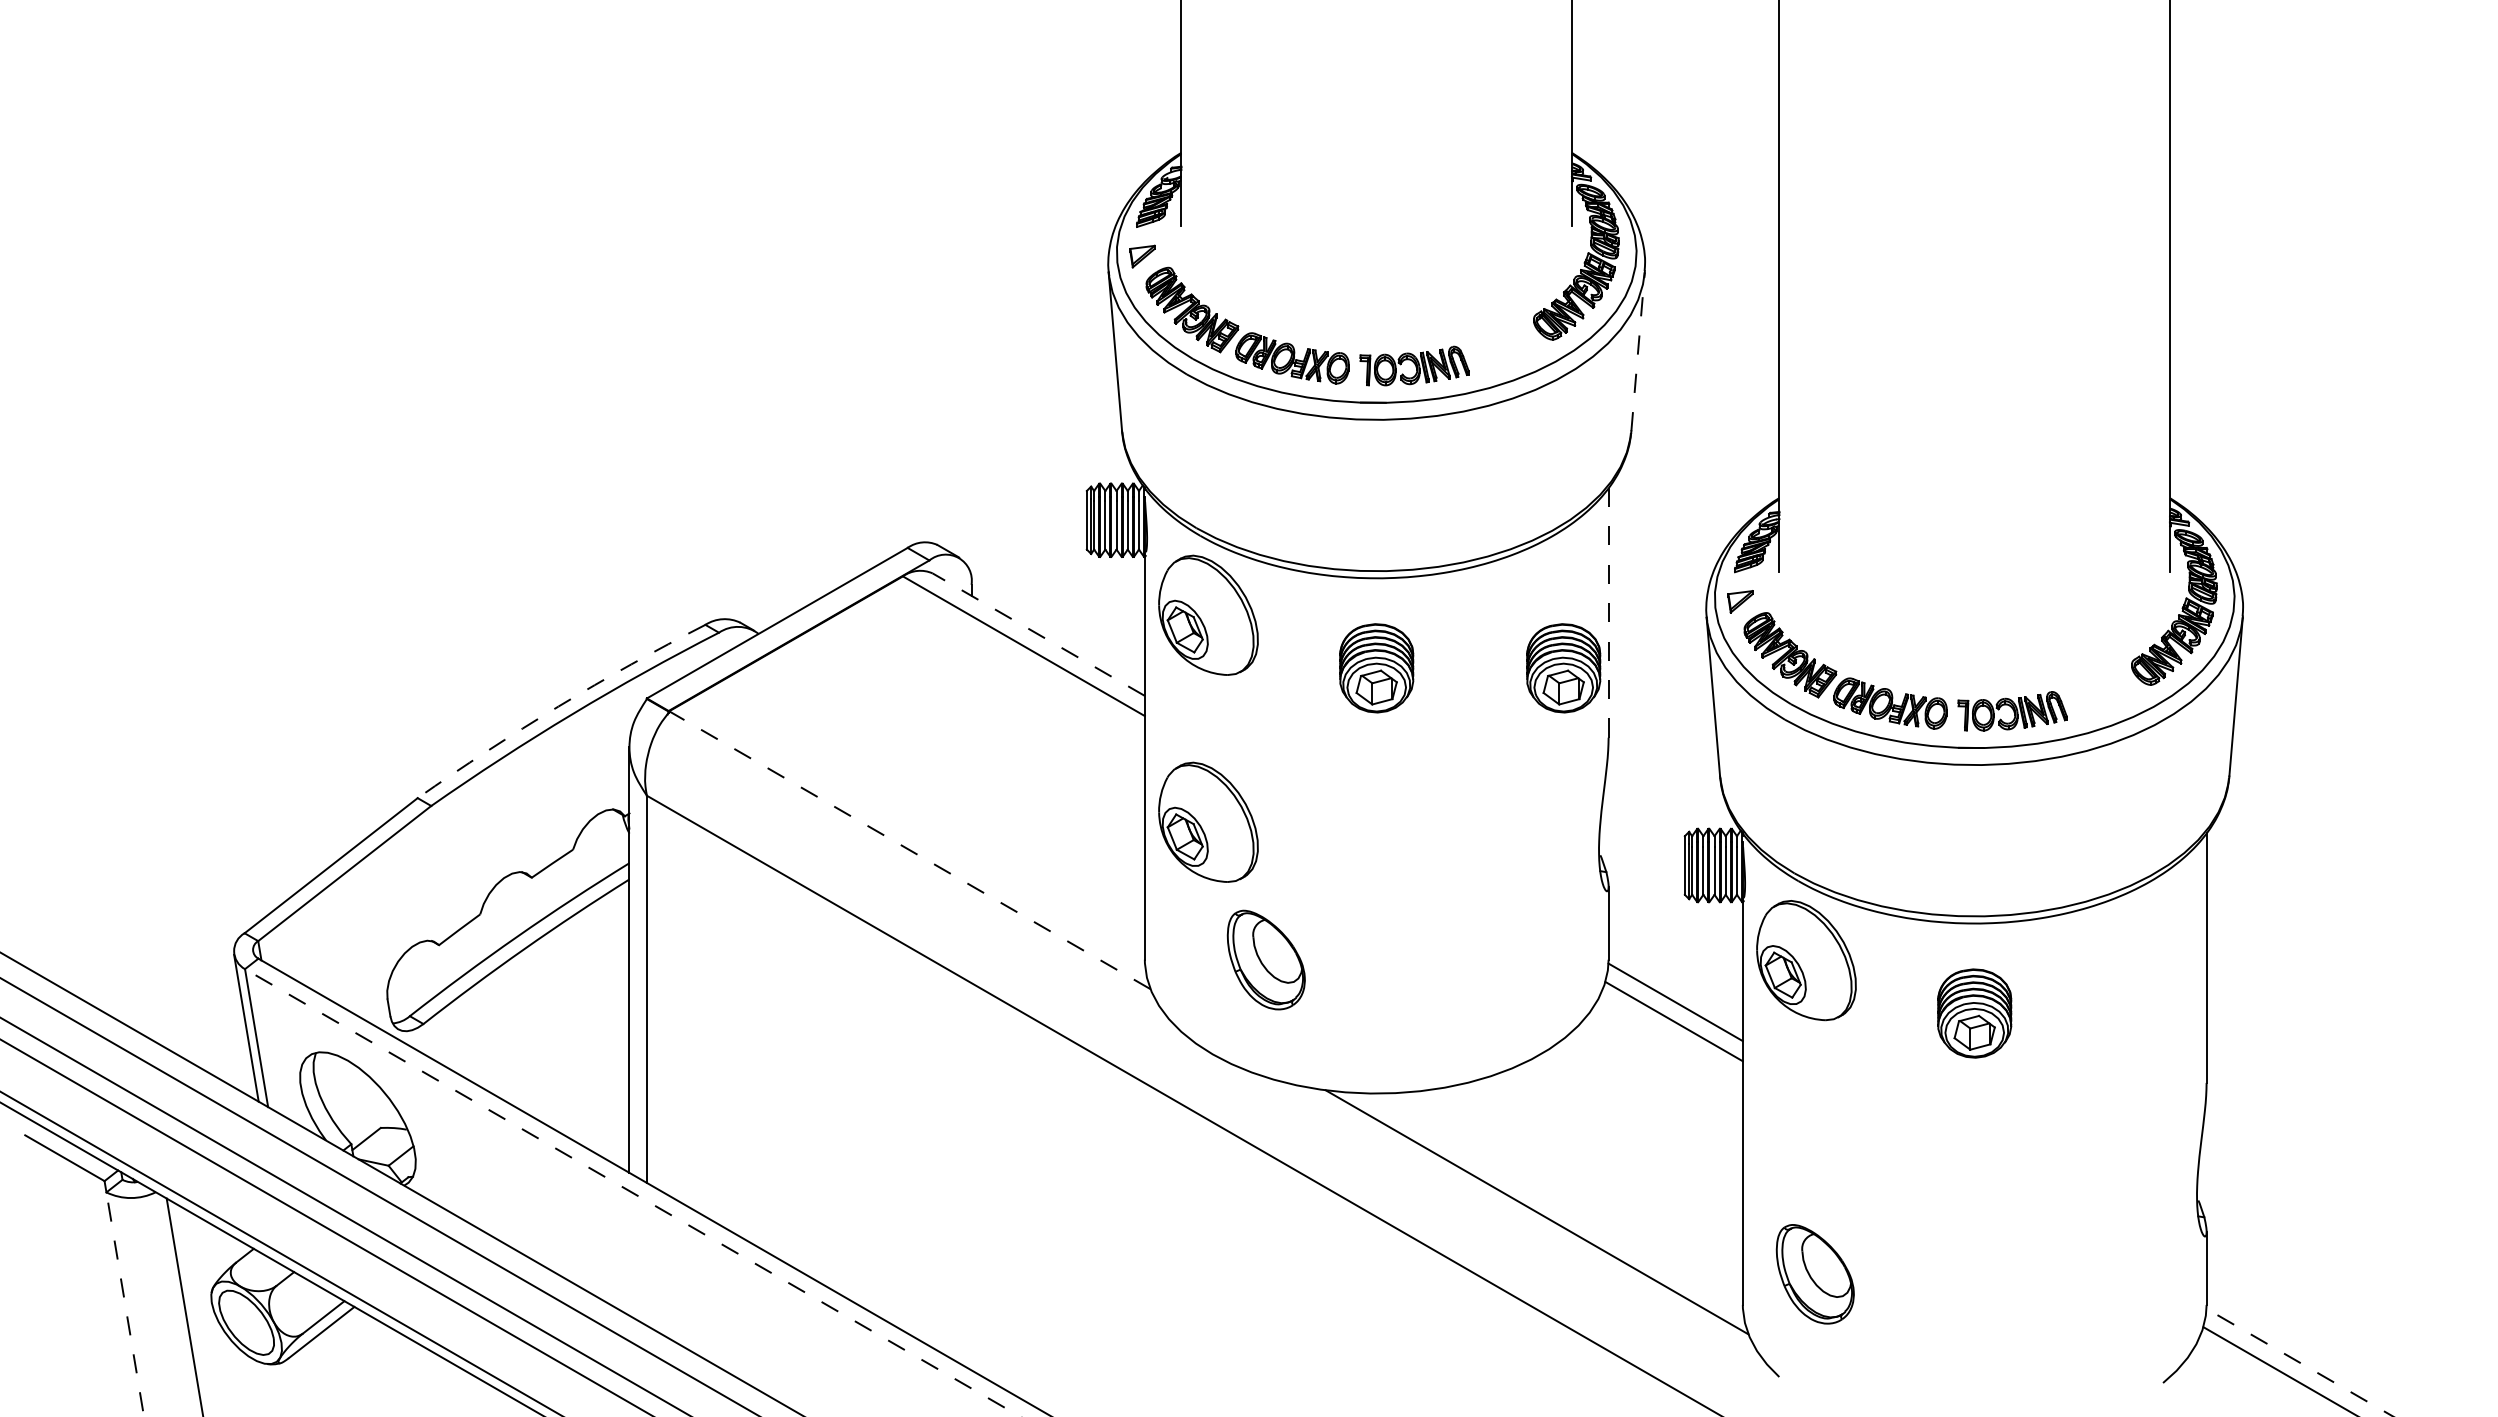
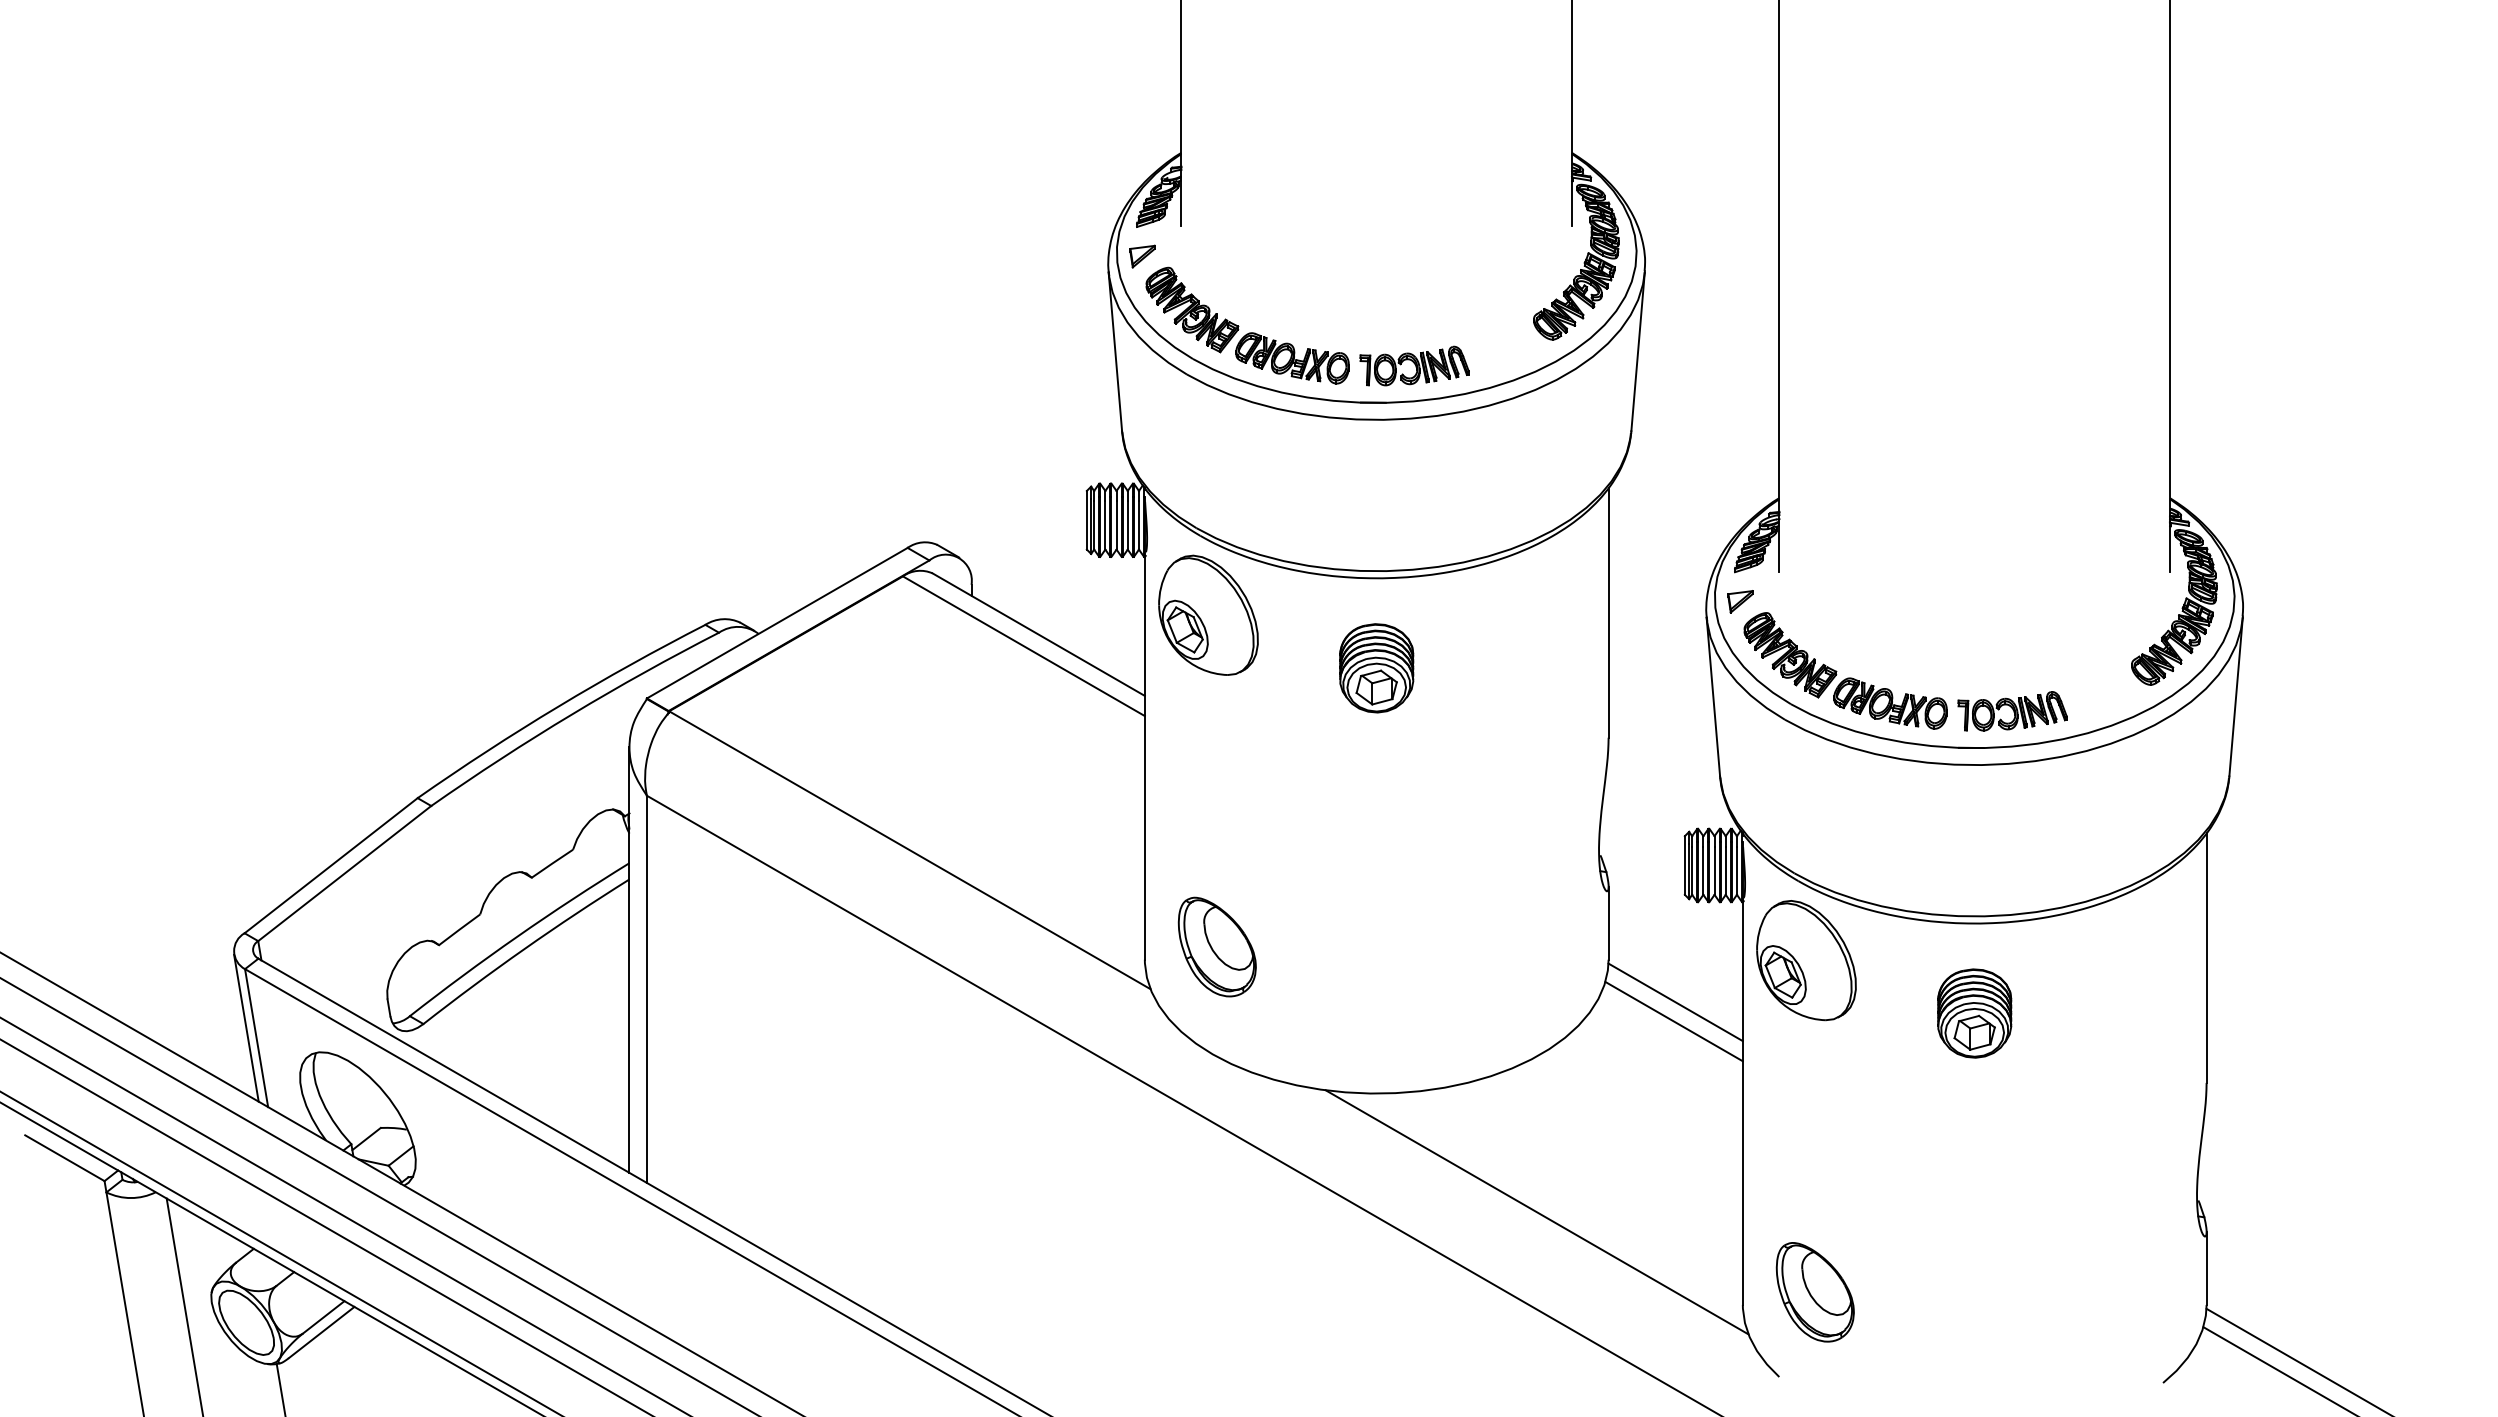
line: dashed -> solid (1638, 351)
line: dashed -> solid (1608, 612)
line: dashed -> solid (1038, 634)
part: present -> none (1563, 668)
arc: dashed -> solid (558, 706)
part: present -> none (1208, 821)
line: dashed -> solid (910, 850)
part position: (1265, 959) -> (1216, 946) (1216, 946)
line: dashed -> solid (632, 1193)
part position: (1814, 1274) -> (1814, 1292) (1814, 1292)
line: dashed -> solid (125, 1303)
line: dashed -> solid (2299, 1362)
line: none -> present (280, 1388)
